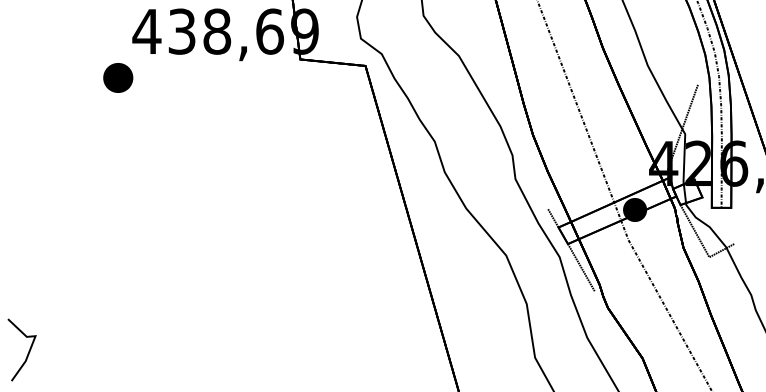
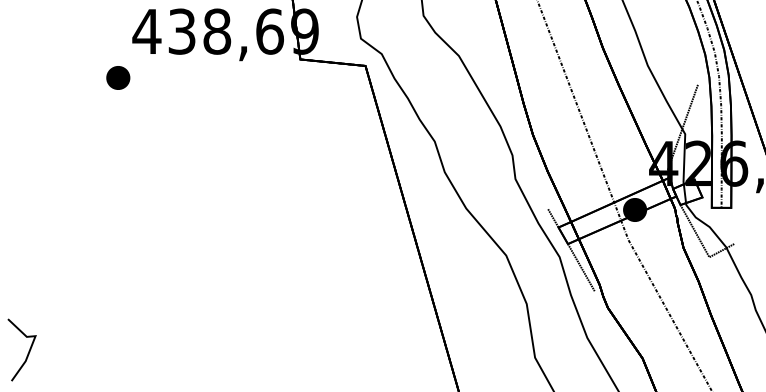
part size: 31x30 px -> 25x24 px (118, 77)
